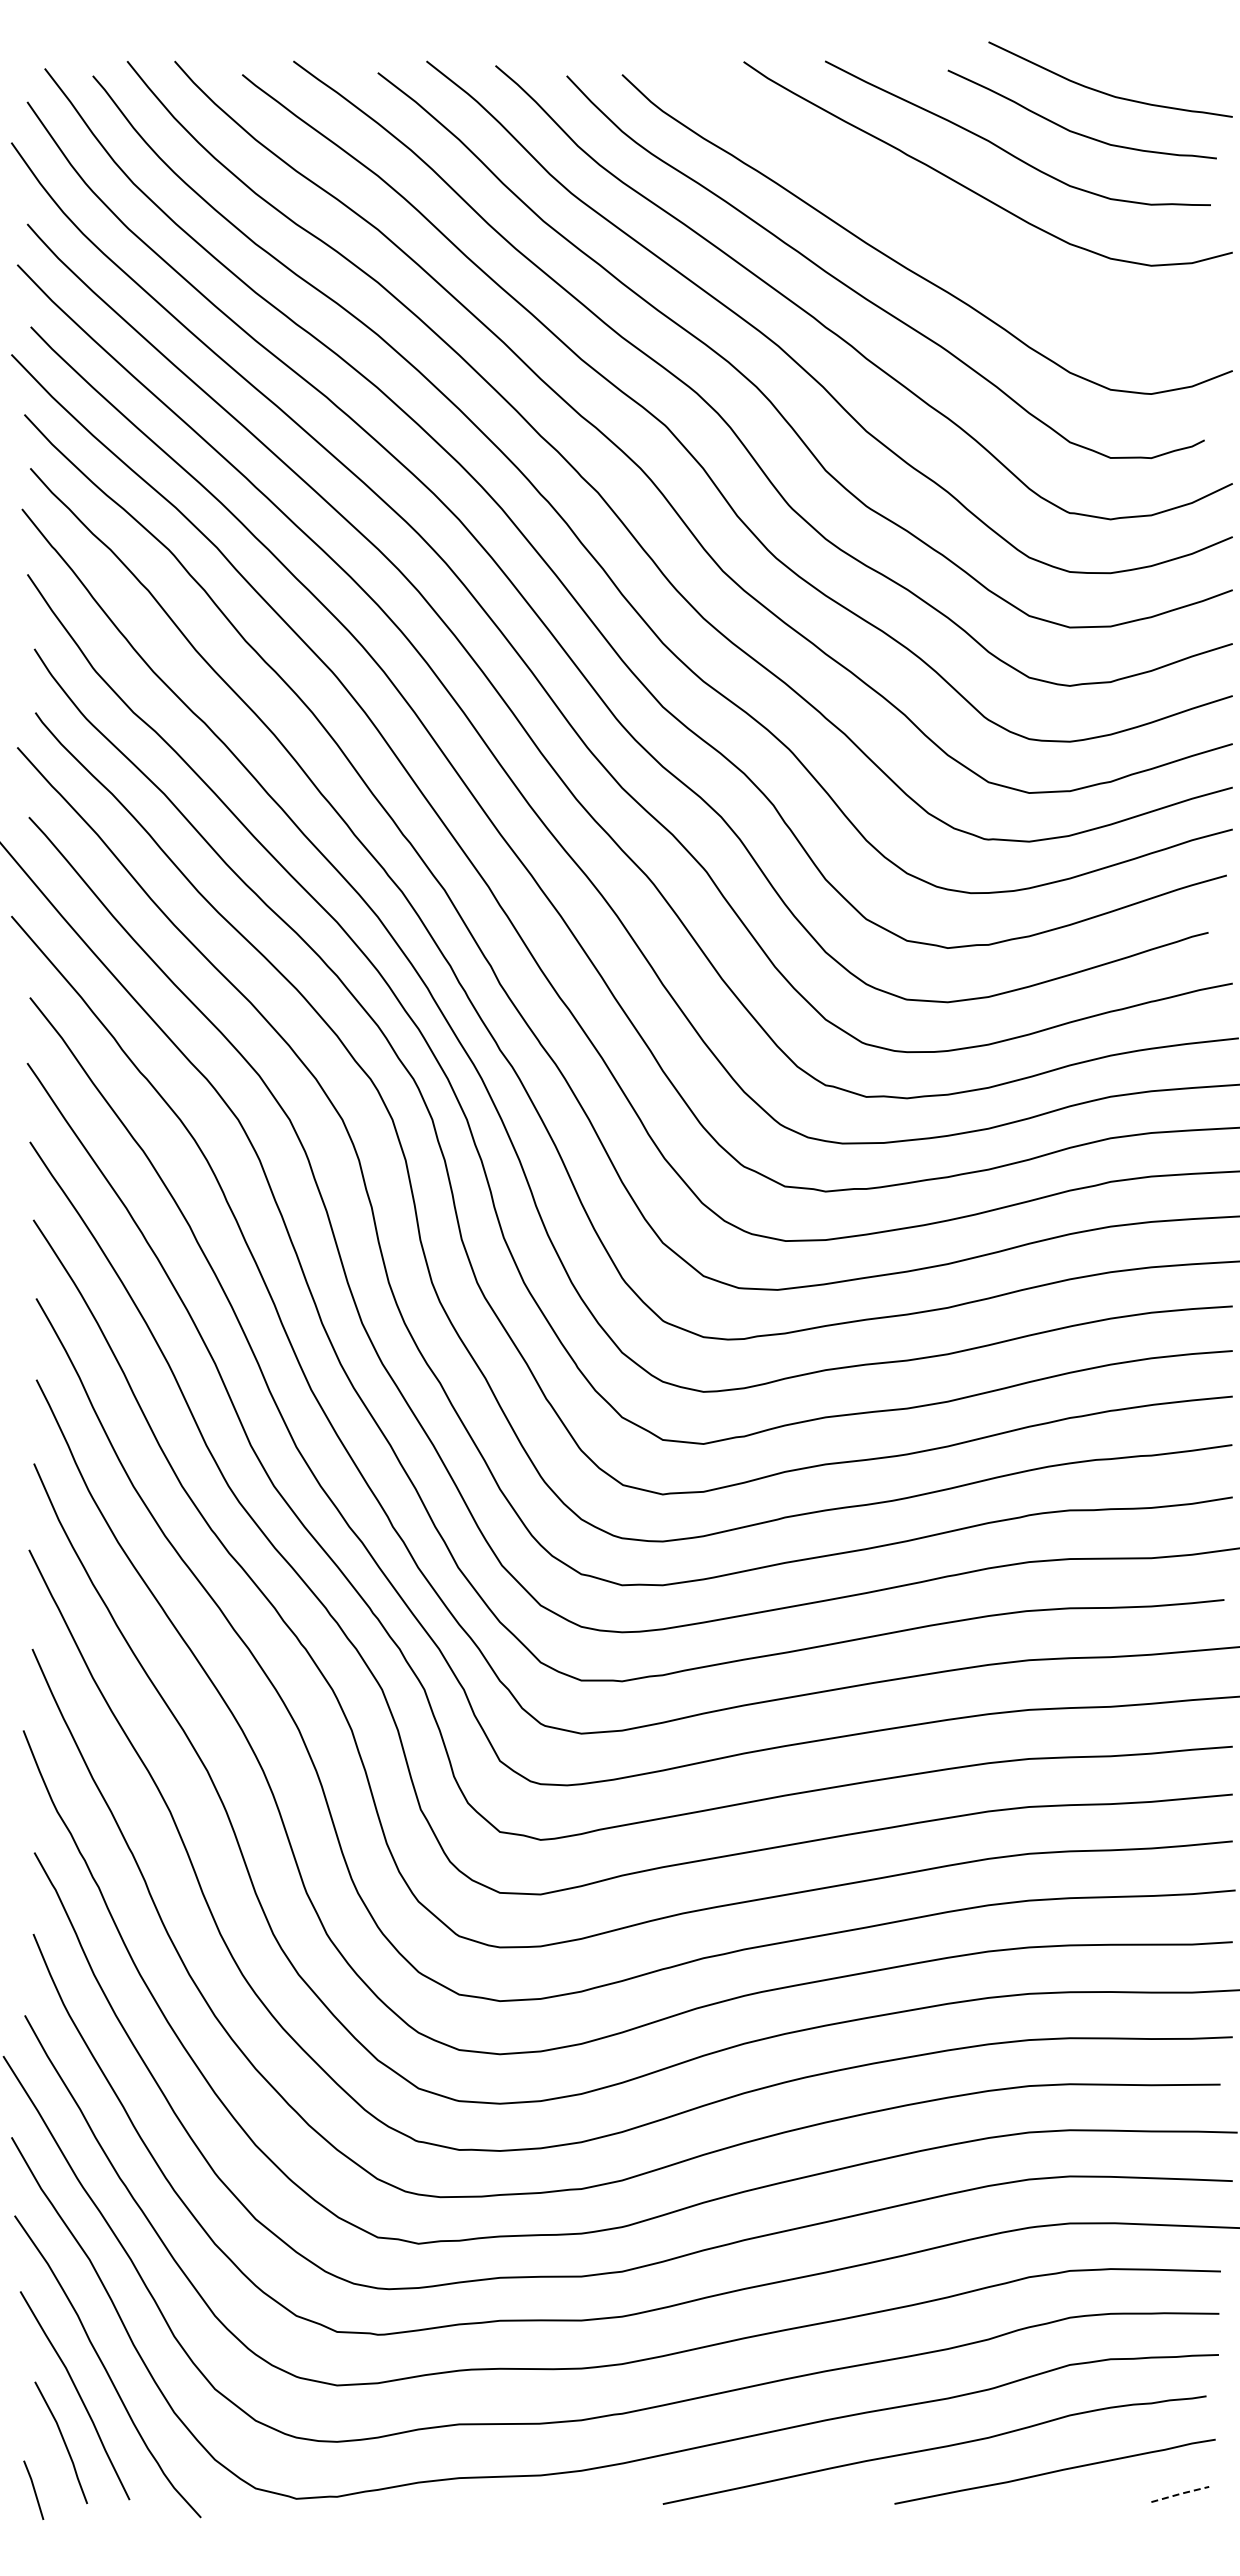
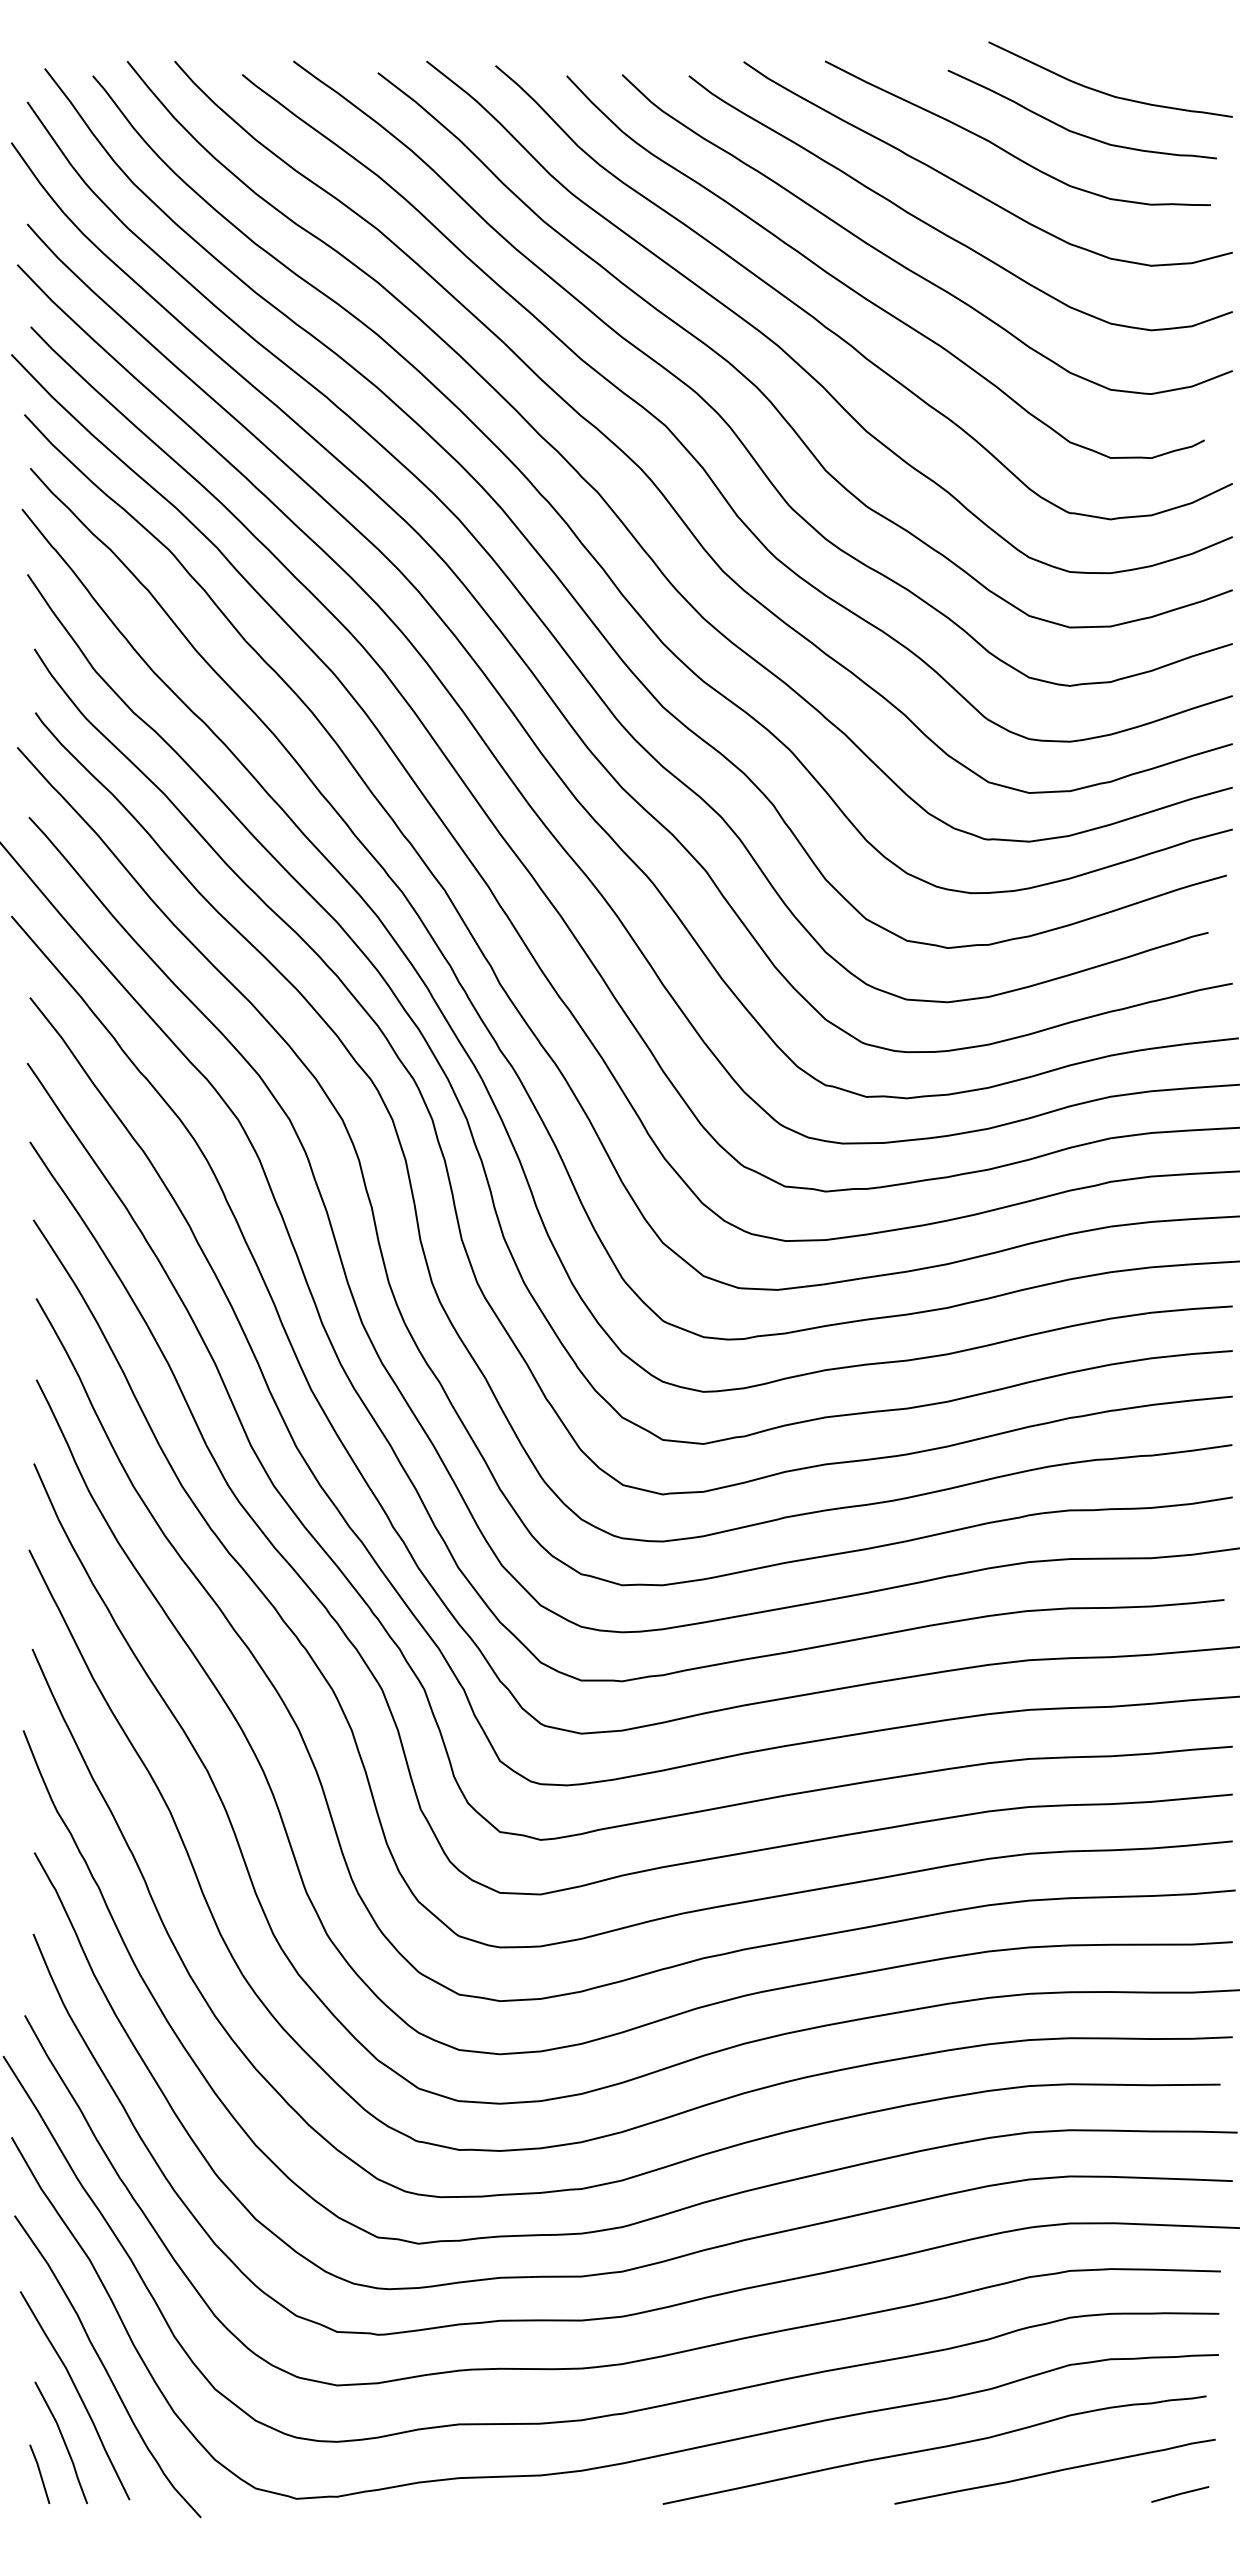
curve: none -> present (942, 231)
line position: (33, 2489) -> (39, 2473) (39, 2473)
line: dashed -> solid (1180, 2493)
